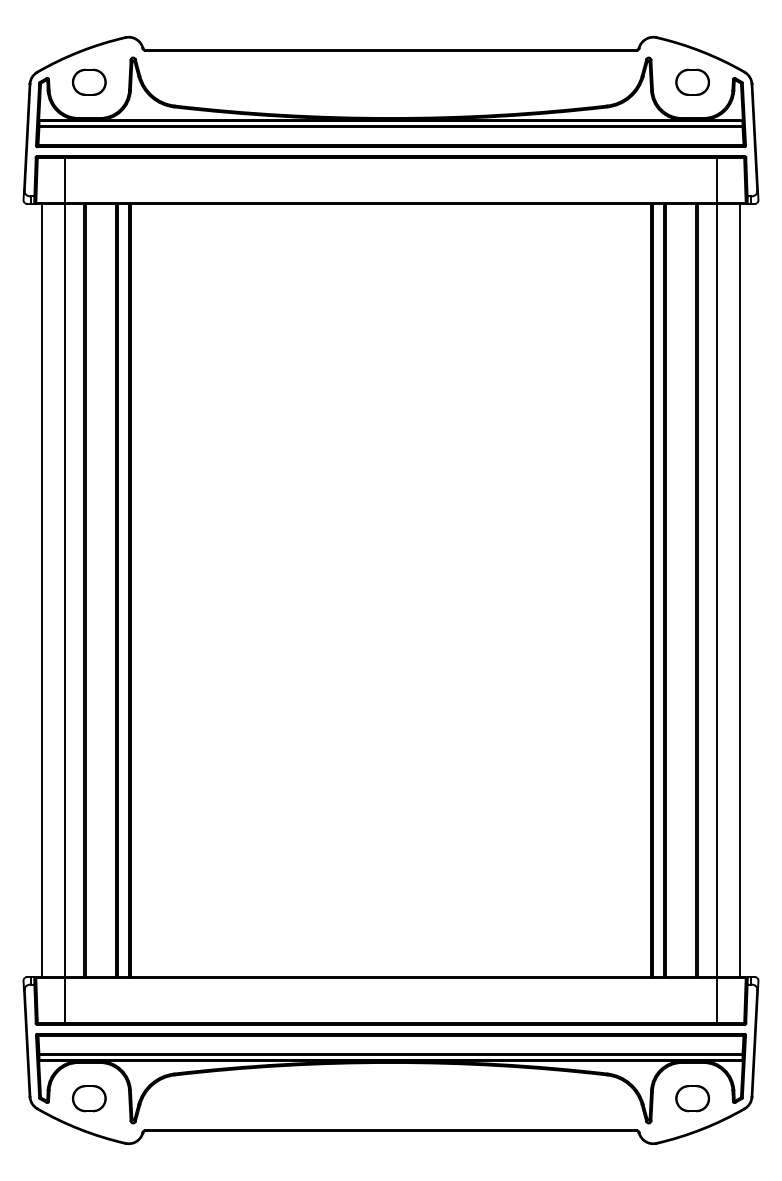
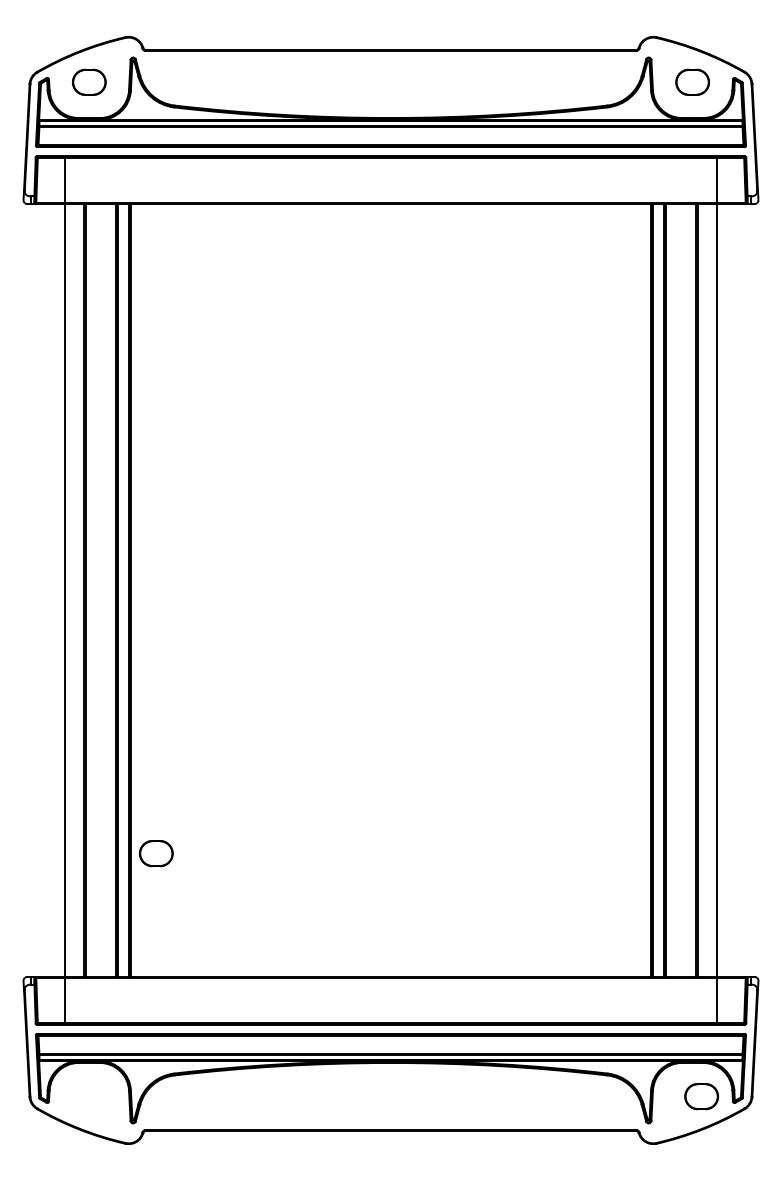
line: present -> none (42, 590)
line: present -> none (739, 590)
part position: (89, 1098) -> (156, 853) (156, 853)
part position: (692, 1098) -> (701, 1096) (701, 1096)
